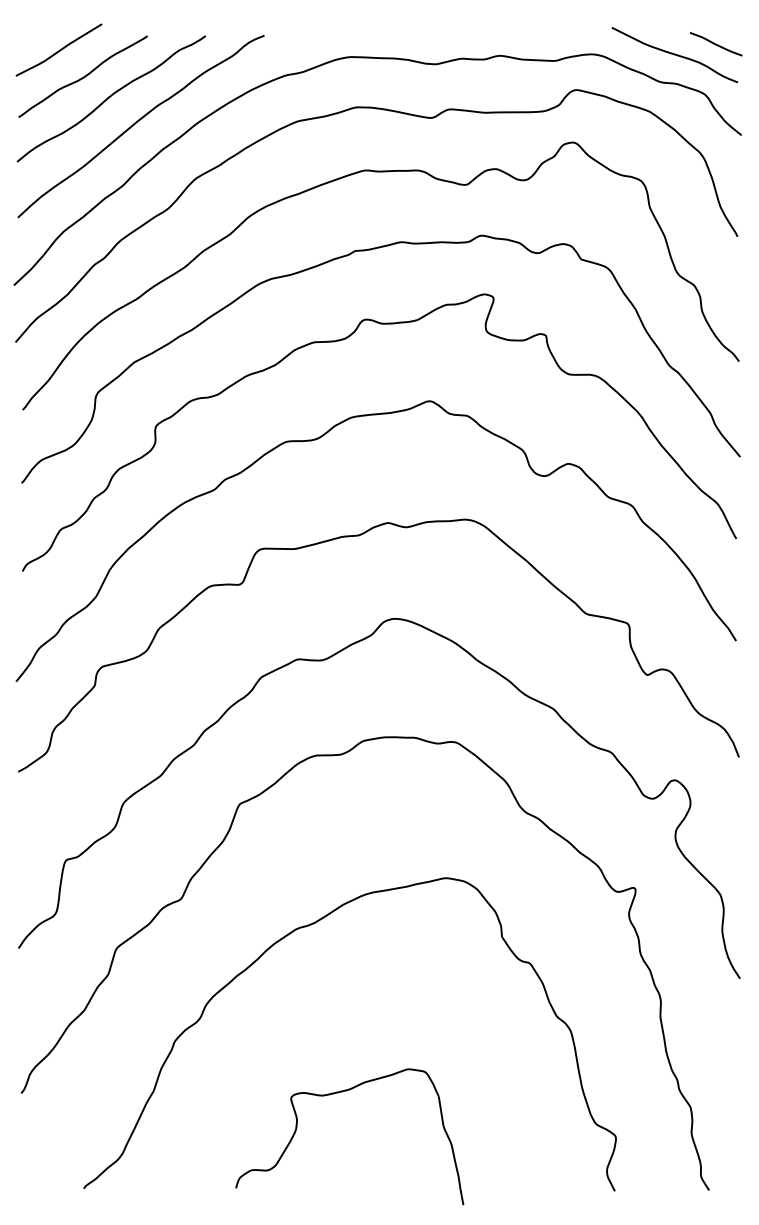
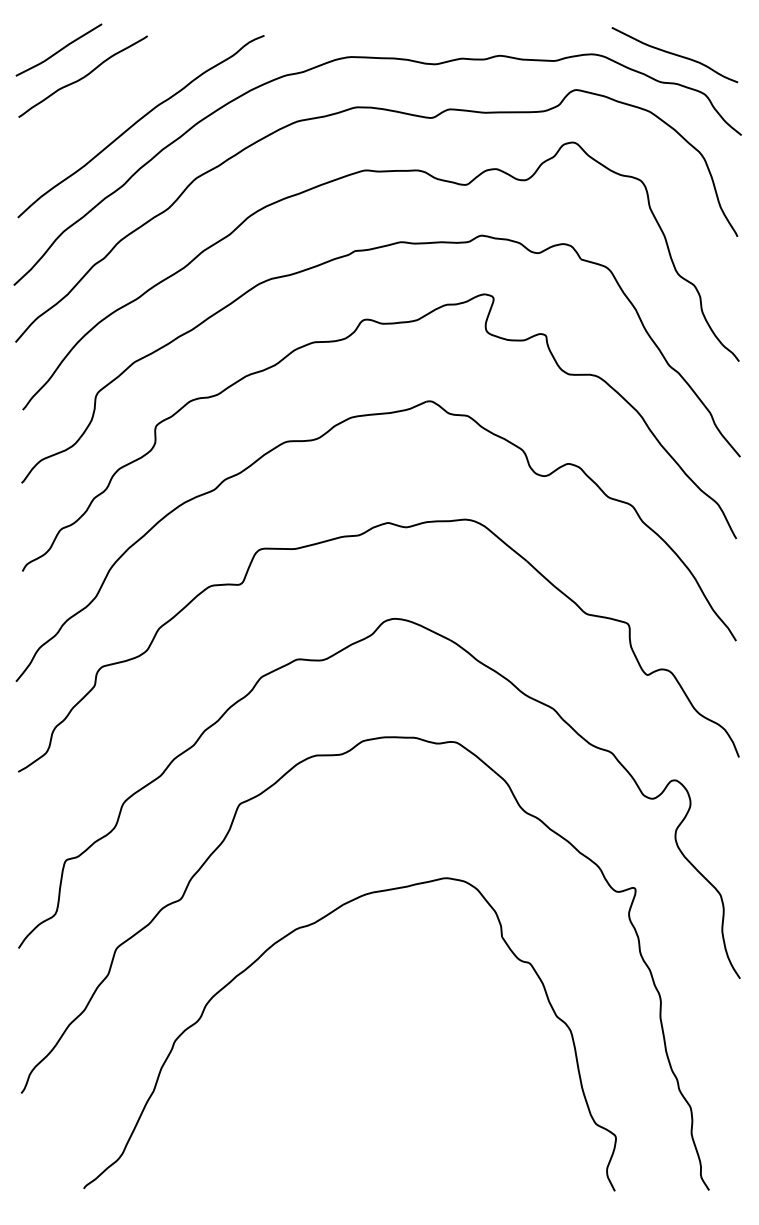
curve: present -> none (715, 44)
curve: present -> none (110, 97)
part: present -> none (338, 1093)
